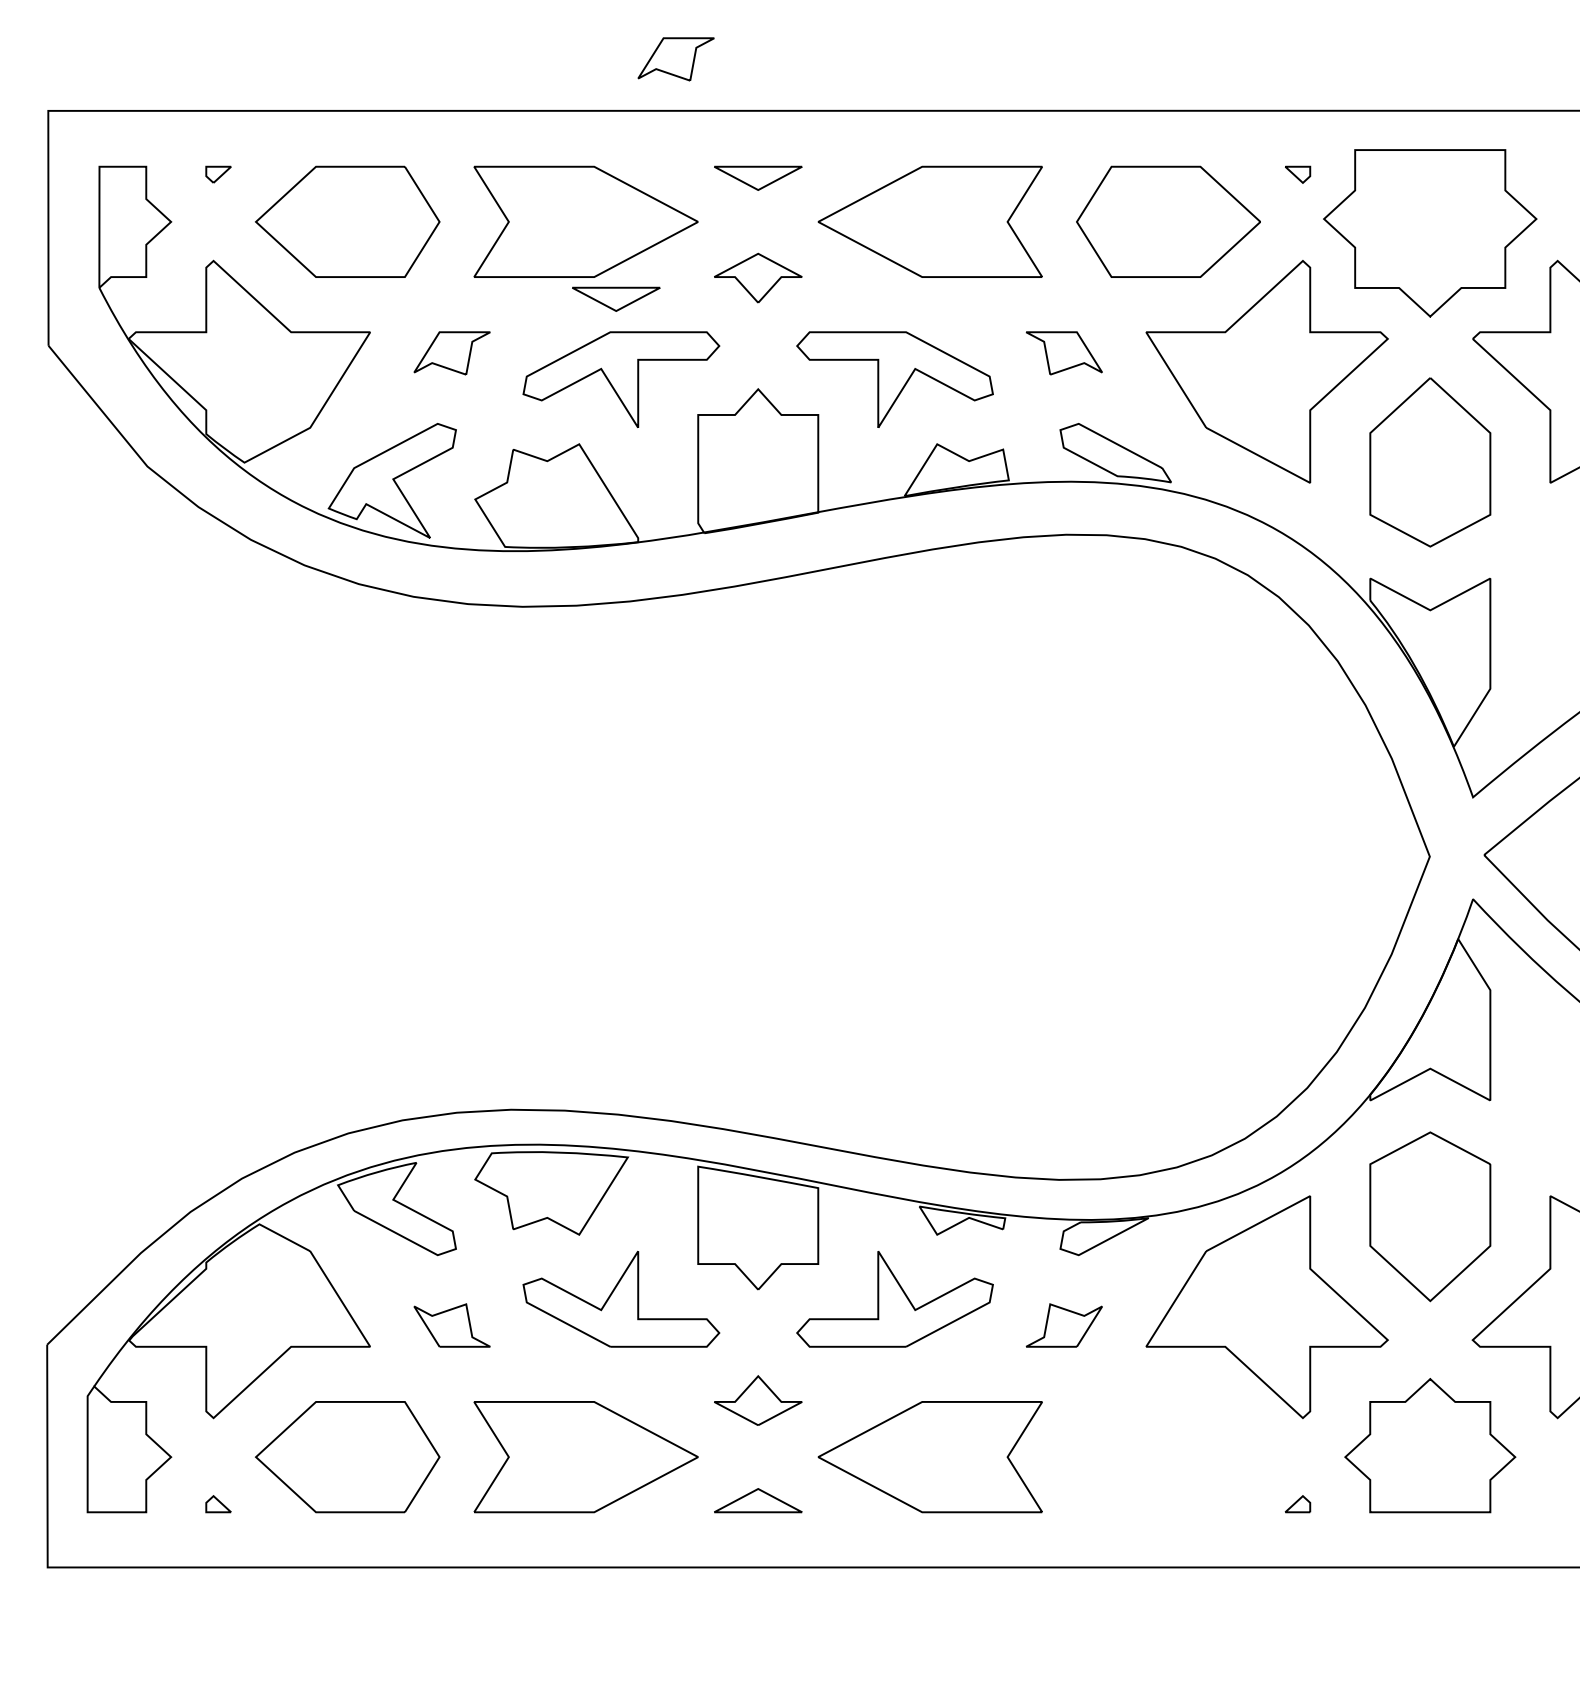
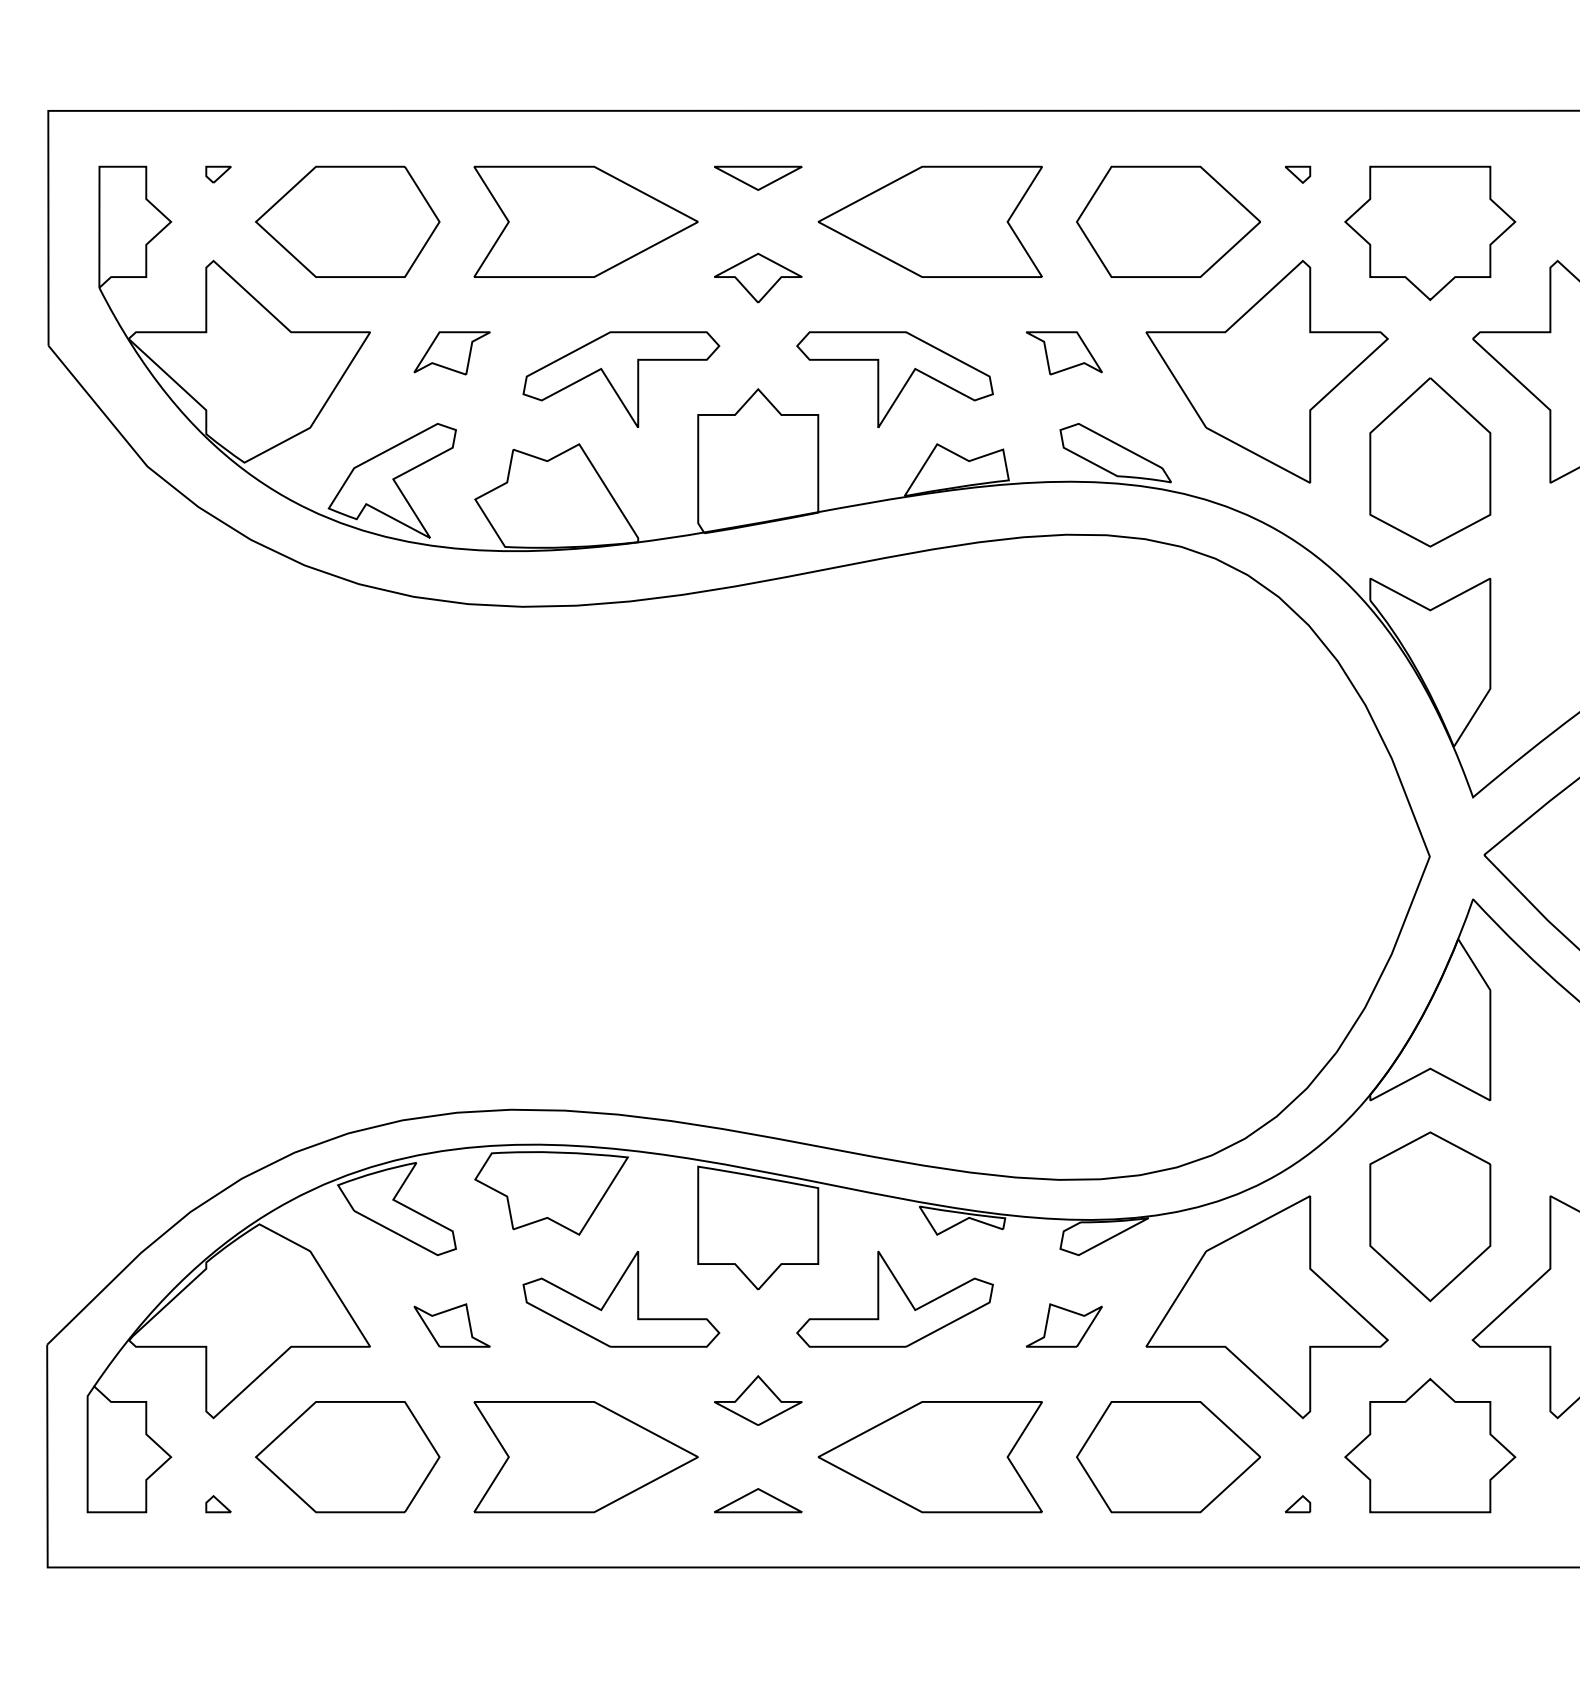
part: present -> none (675, 59)
part size: 215x169 px -> 173x137 px (1430, 233)
part: present -> none (616, 298)
part: none -> present (1168, 1457)
